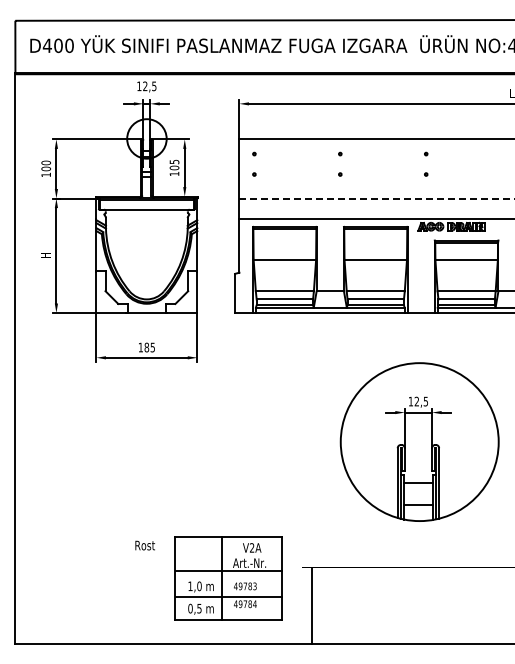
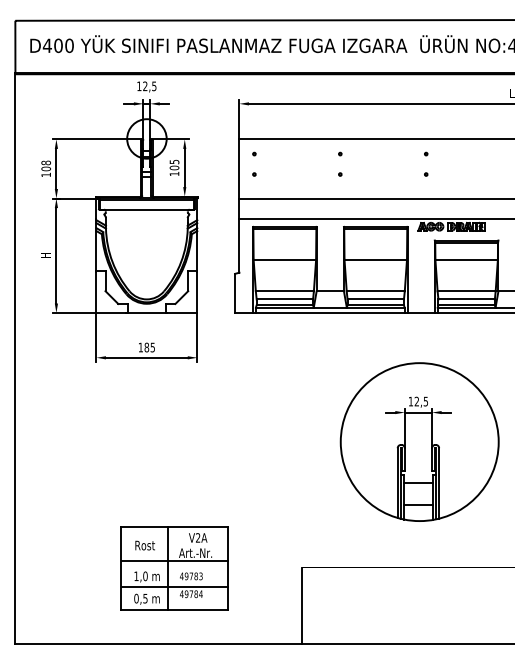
text: 100 -> 108 (45, 162)
line: dashed -> solid (376, 198)
part position: (228, 578) -> (174, 568) (174, 568)
line position: (311, 605) -> (301, 605) (301, 605)
